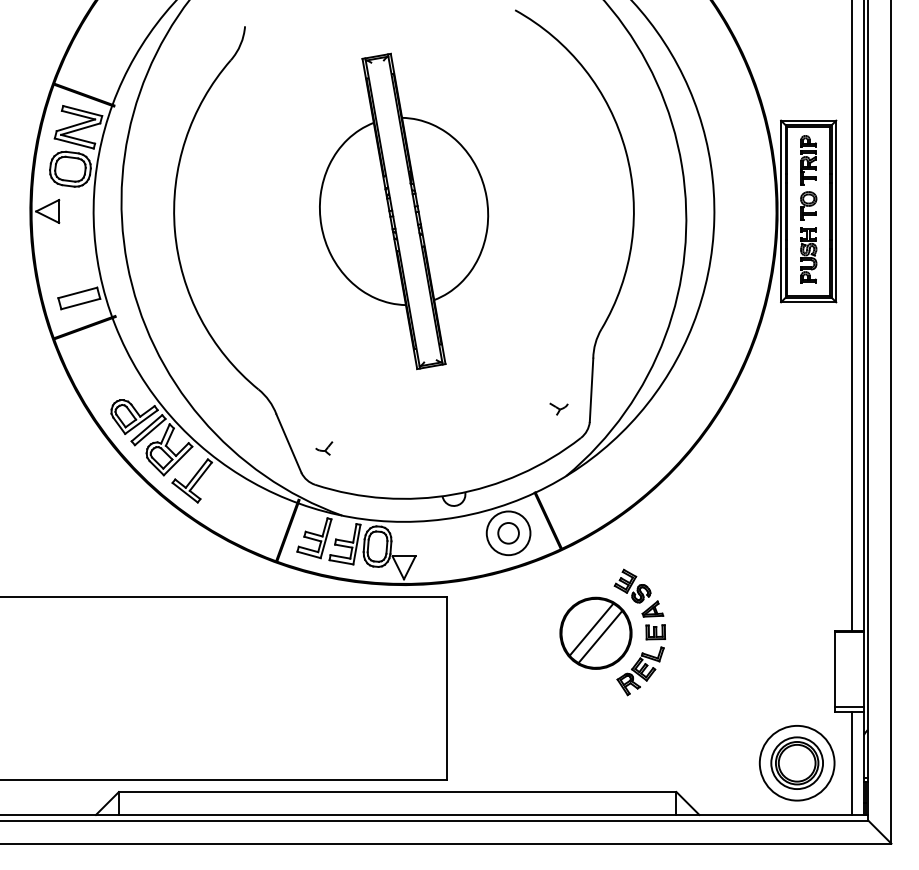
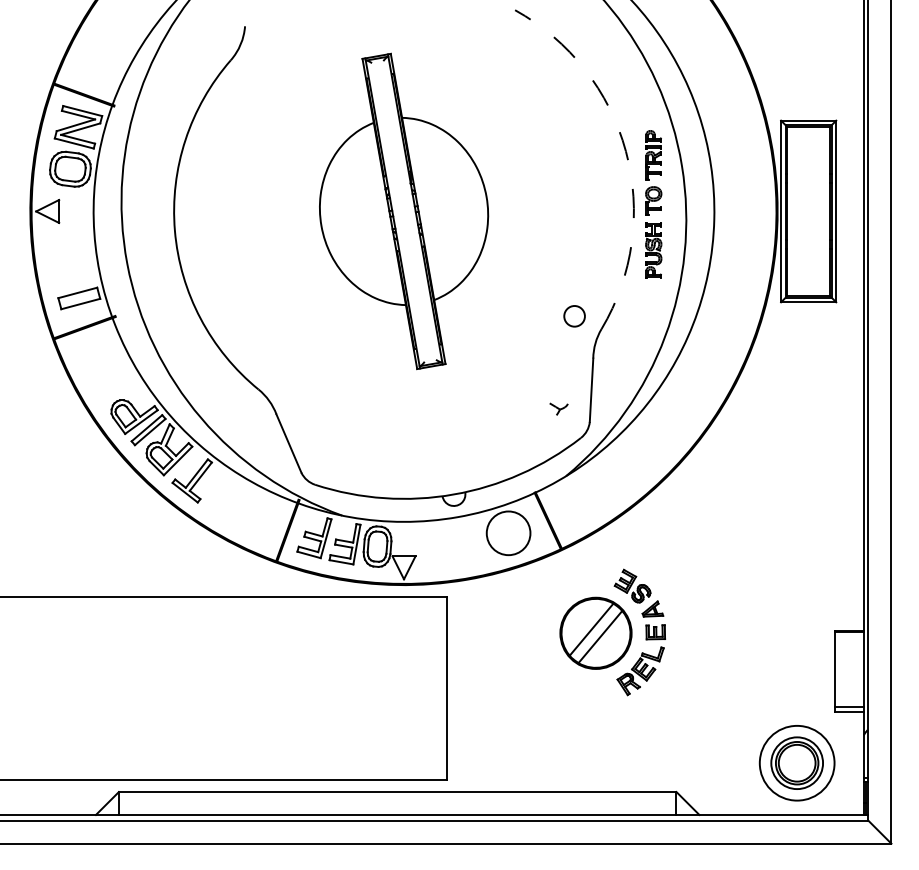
arc: solid -> dashed (625, 151)
part position: (808, 209) -> (653, 204) (653, 204)
line: present -> none (852, 316)
part: present -> none (324, 448)
circle position: (508, 533) -> (574, 316) (574, 316)
line: present -> none (852, 762)
